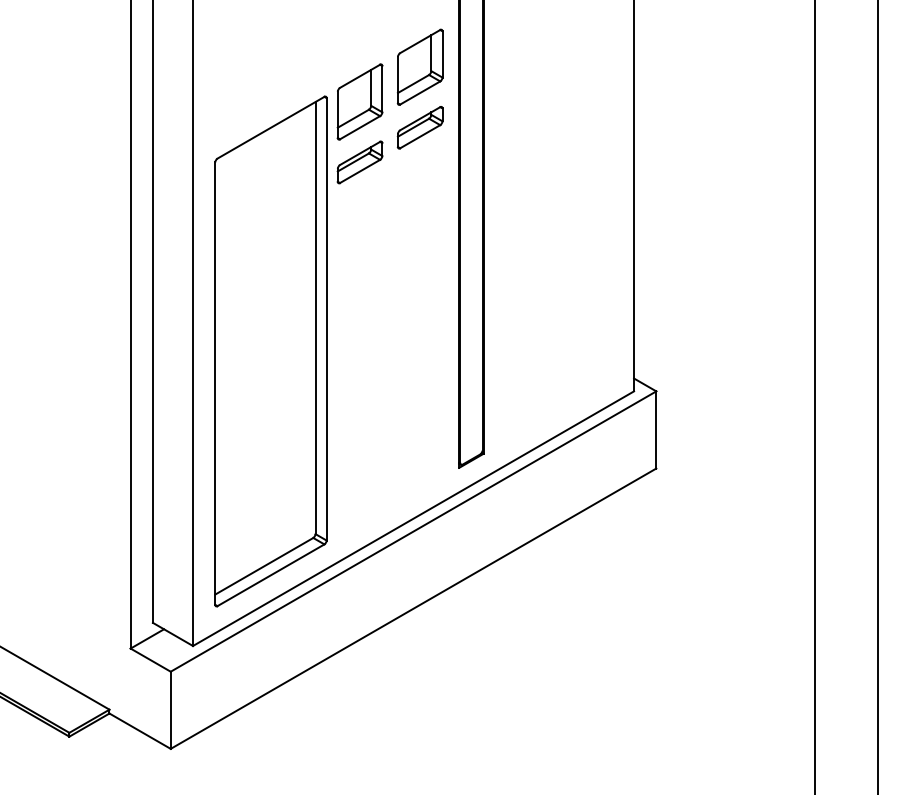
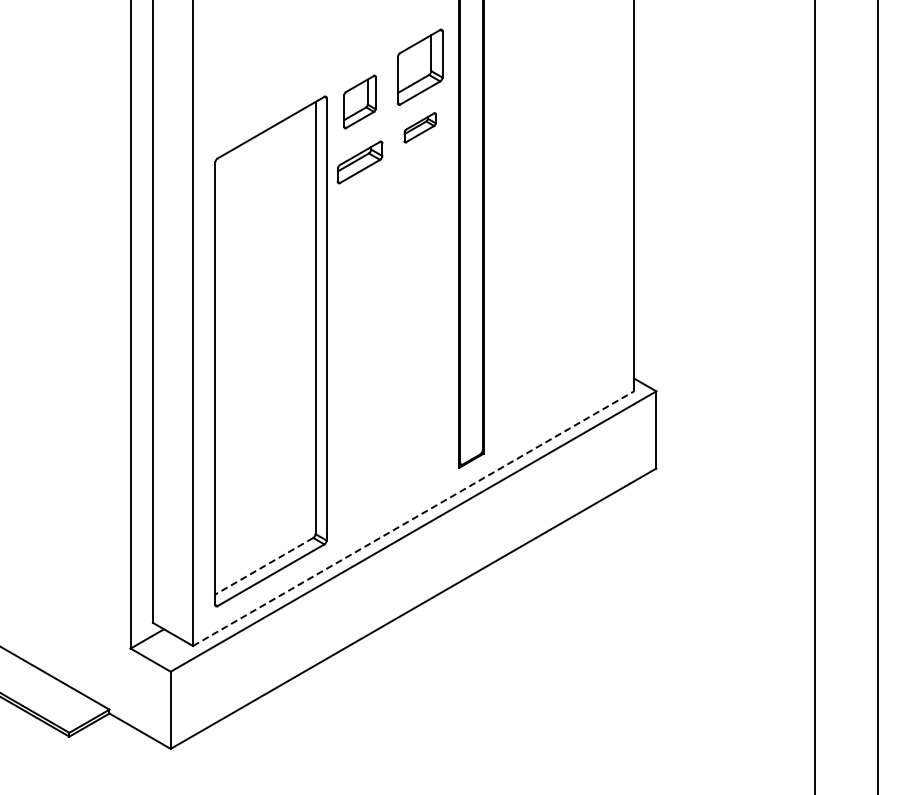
part size: 48x78 px -> 34x56 px (359, 101)
part size: 48x44 px -> 34x32 px (419, 127)
line: solid -> dashed (413, 518)
line: solid -> dashed (264, 566)
